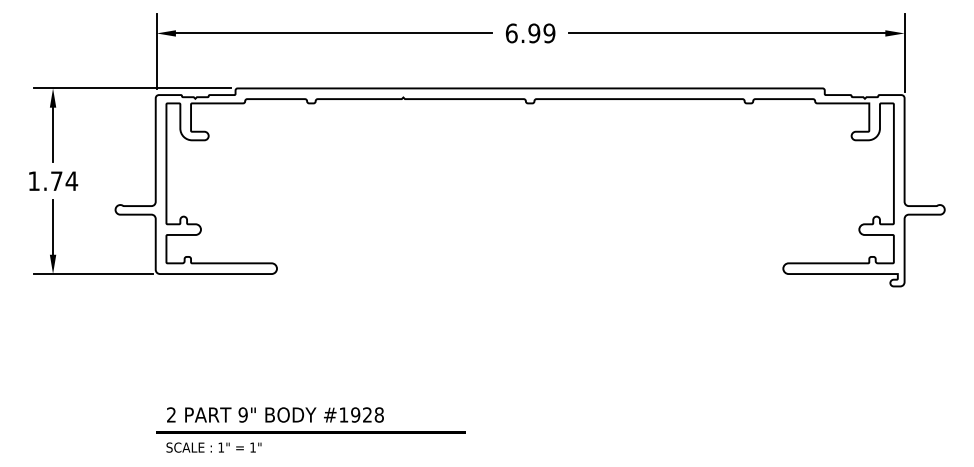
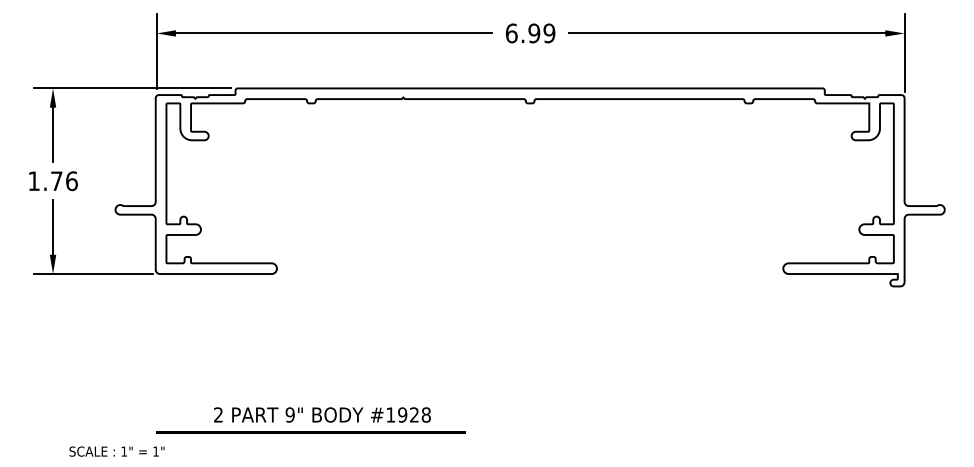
text: 1.74 -> 1.76 (71, 181)
text position: (275, 414) -> (322, 414) (322, 414)
text position: (213, 447) -> (116, 451) (116, 451)
